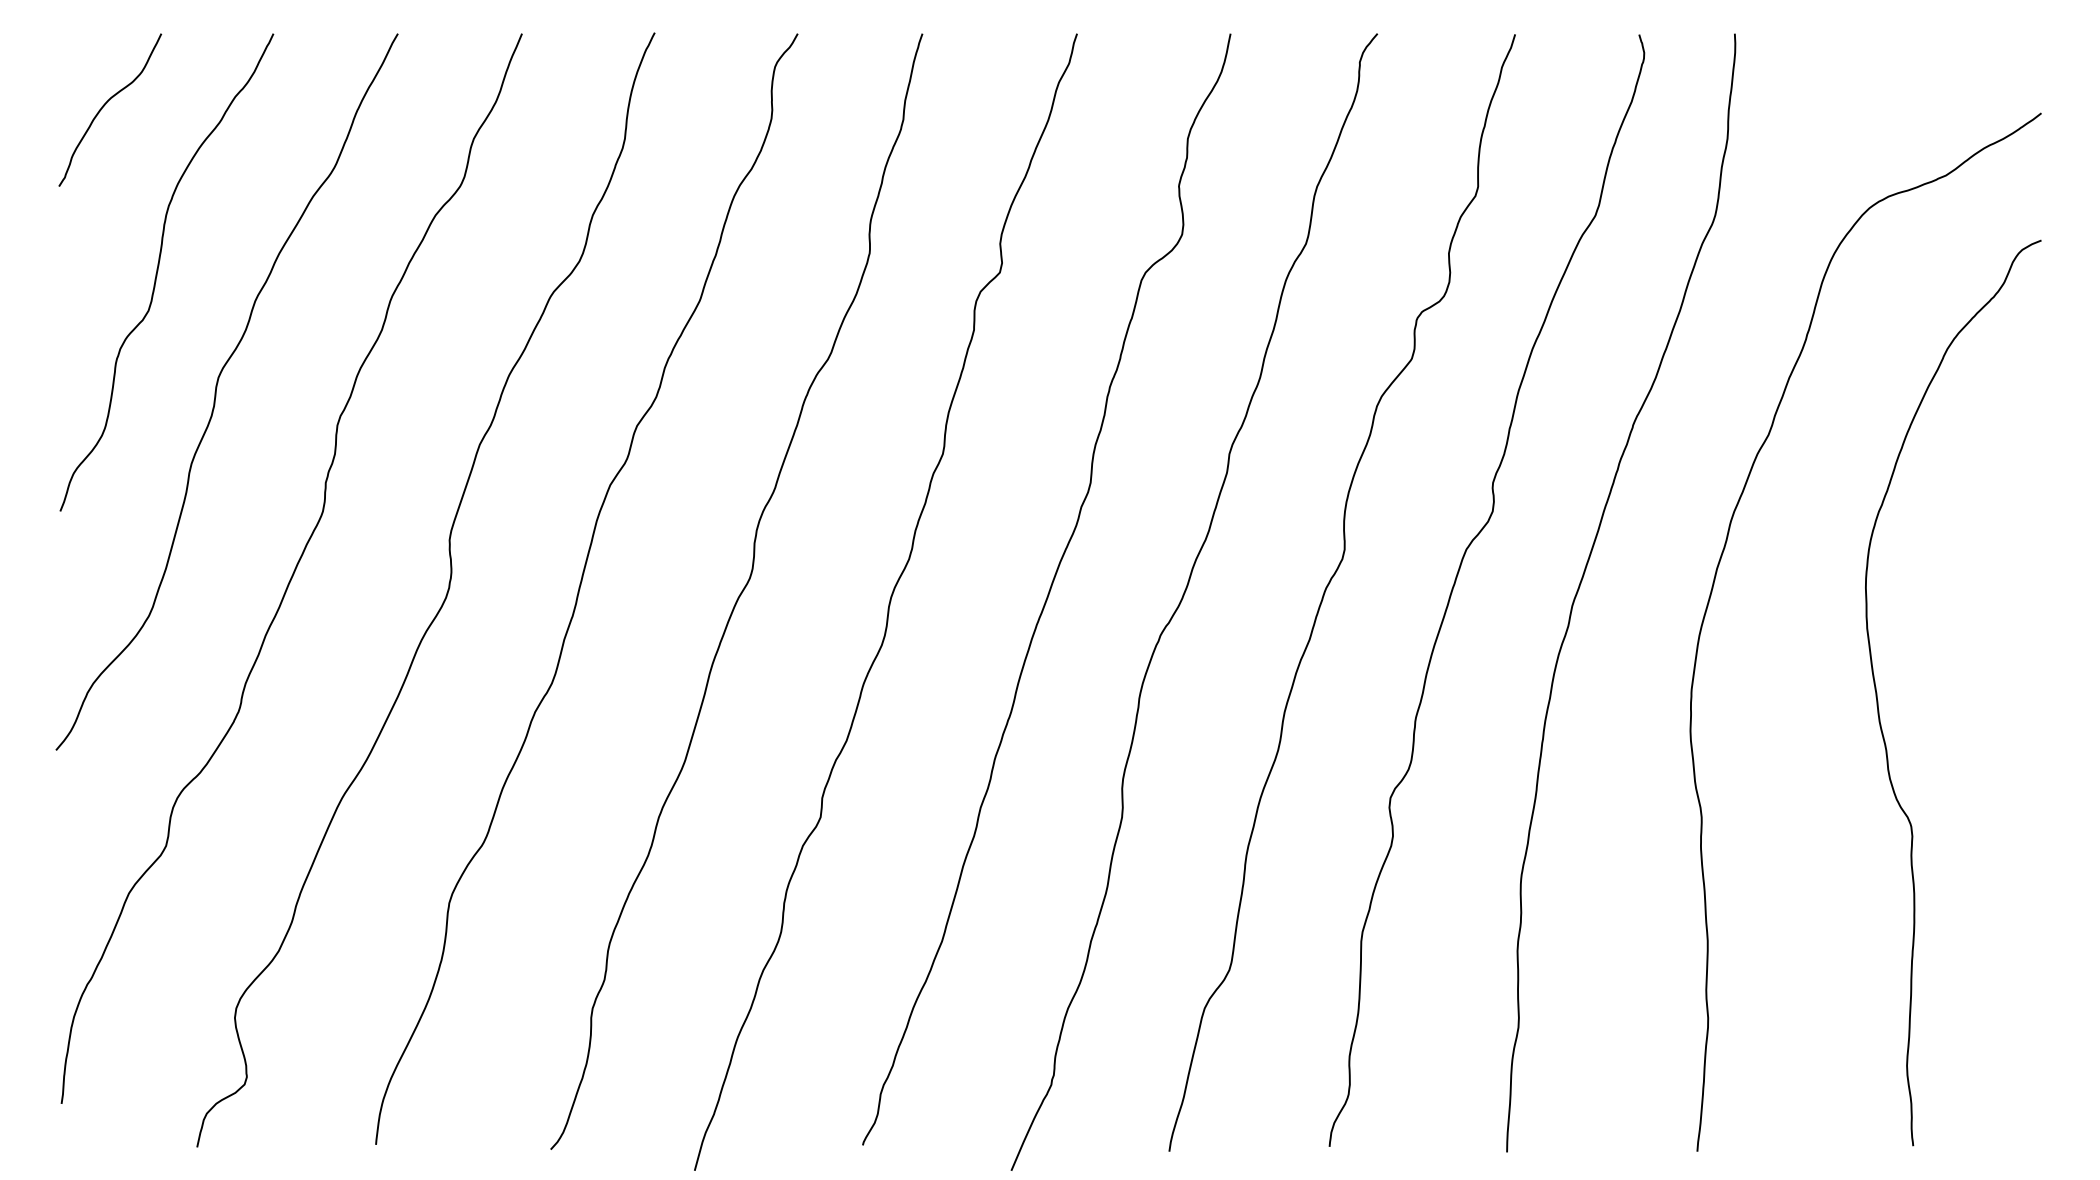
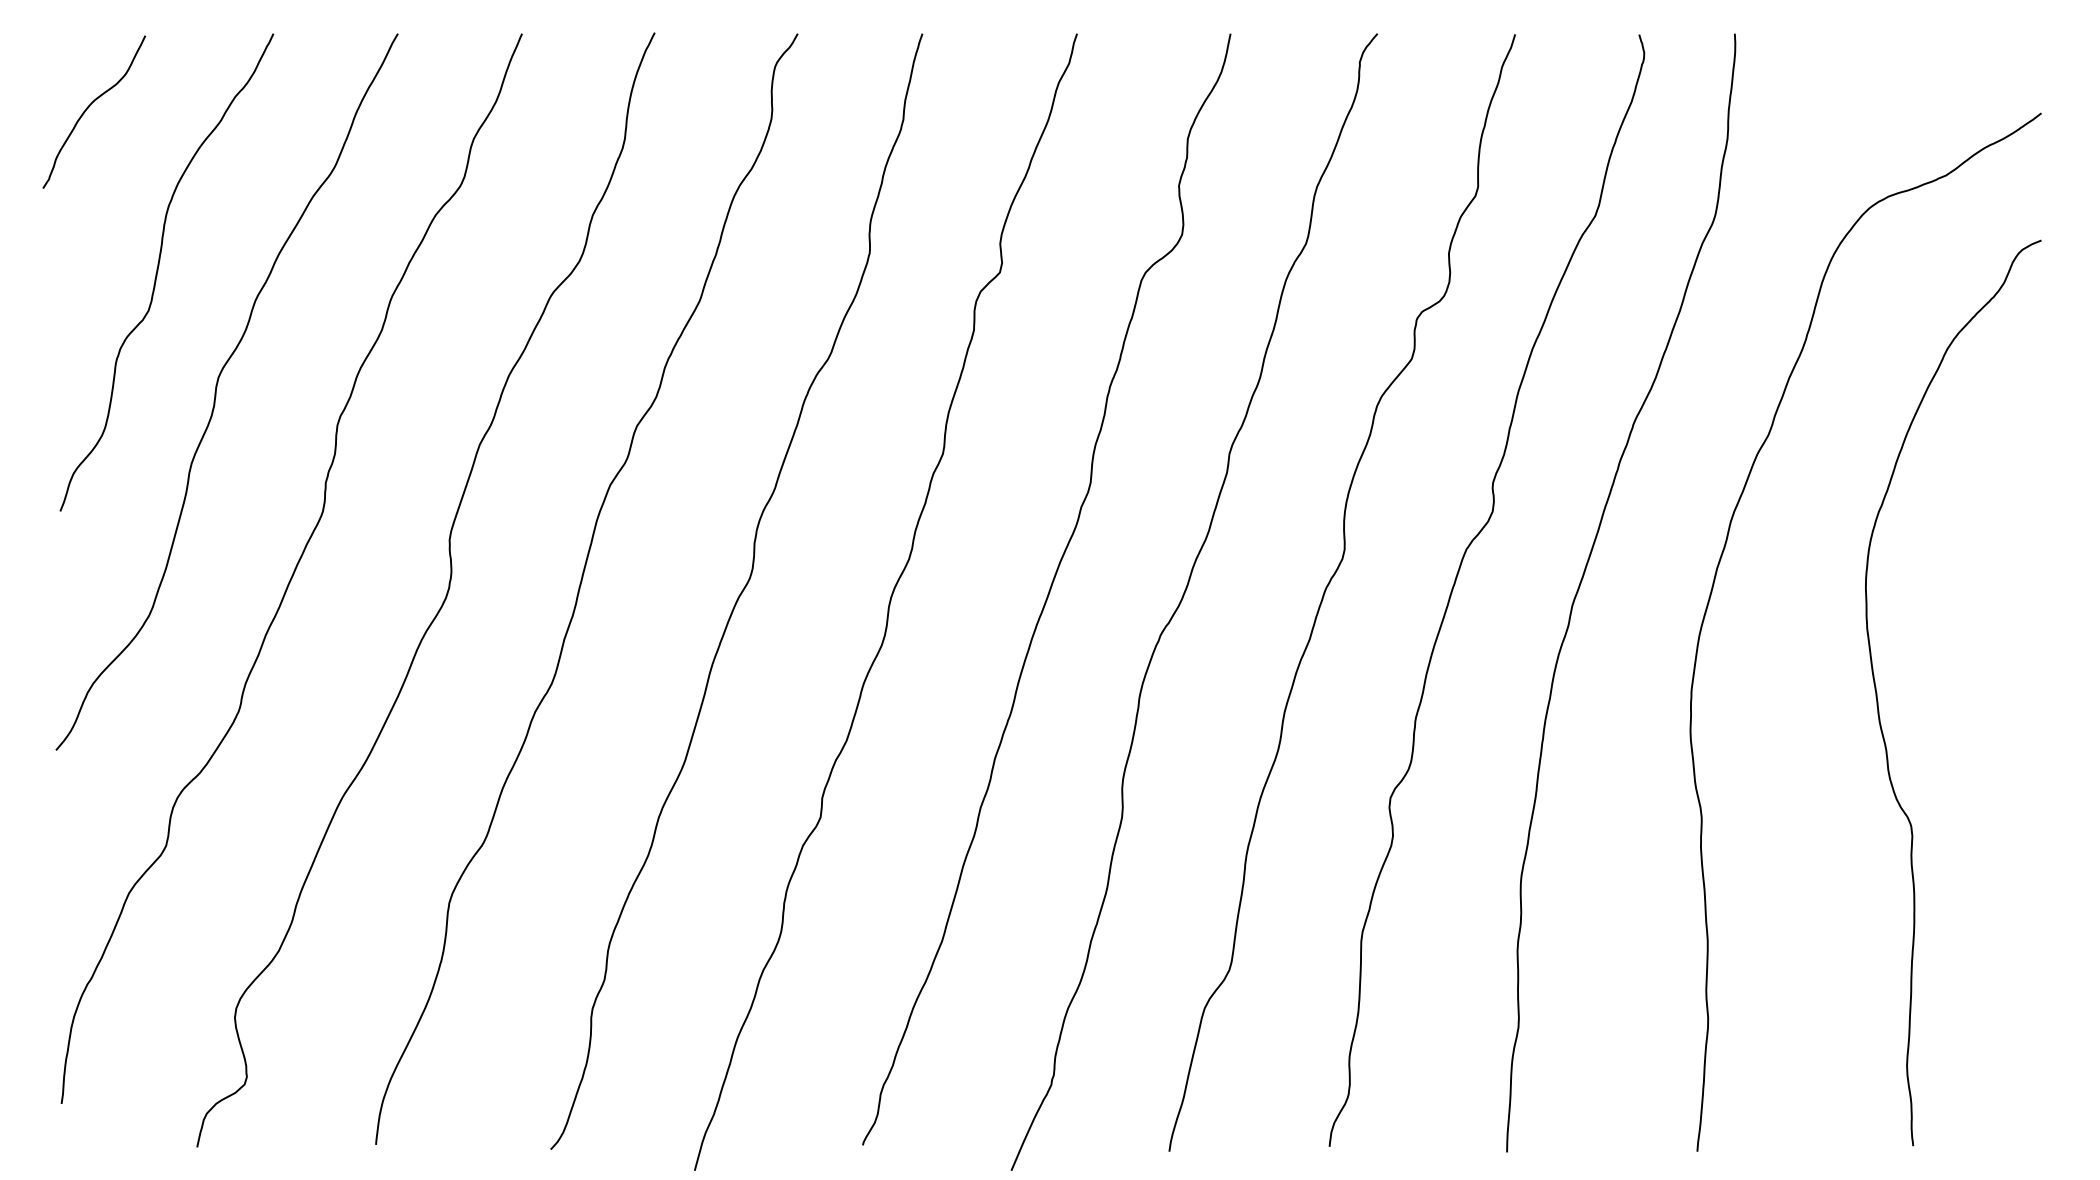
curve position: (106, 104) -> (90, 106) (90, 106)
